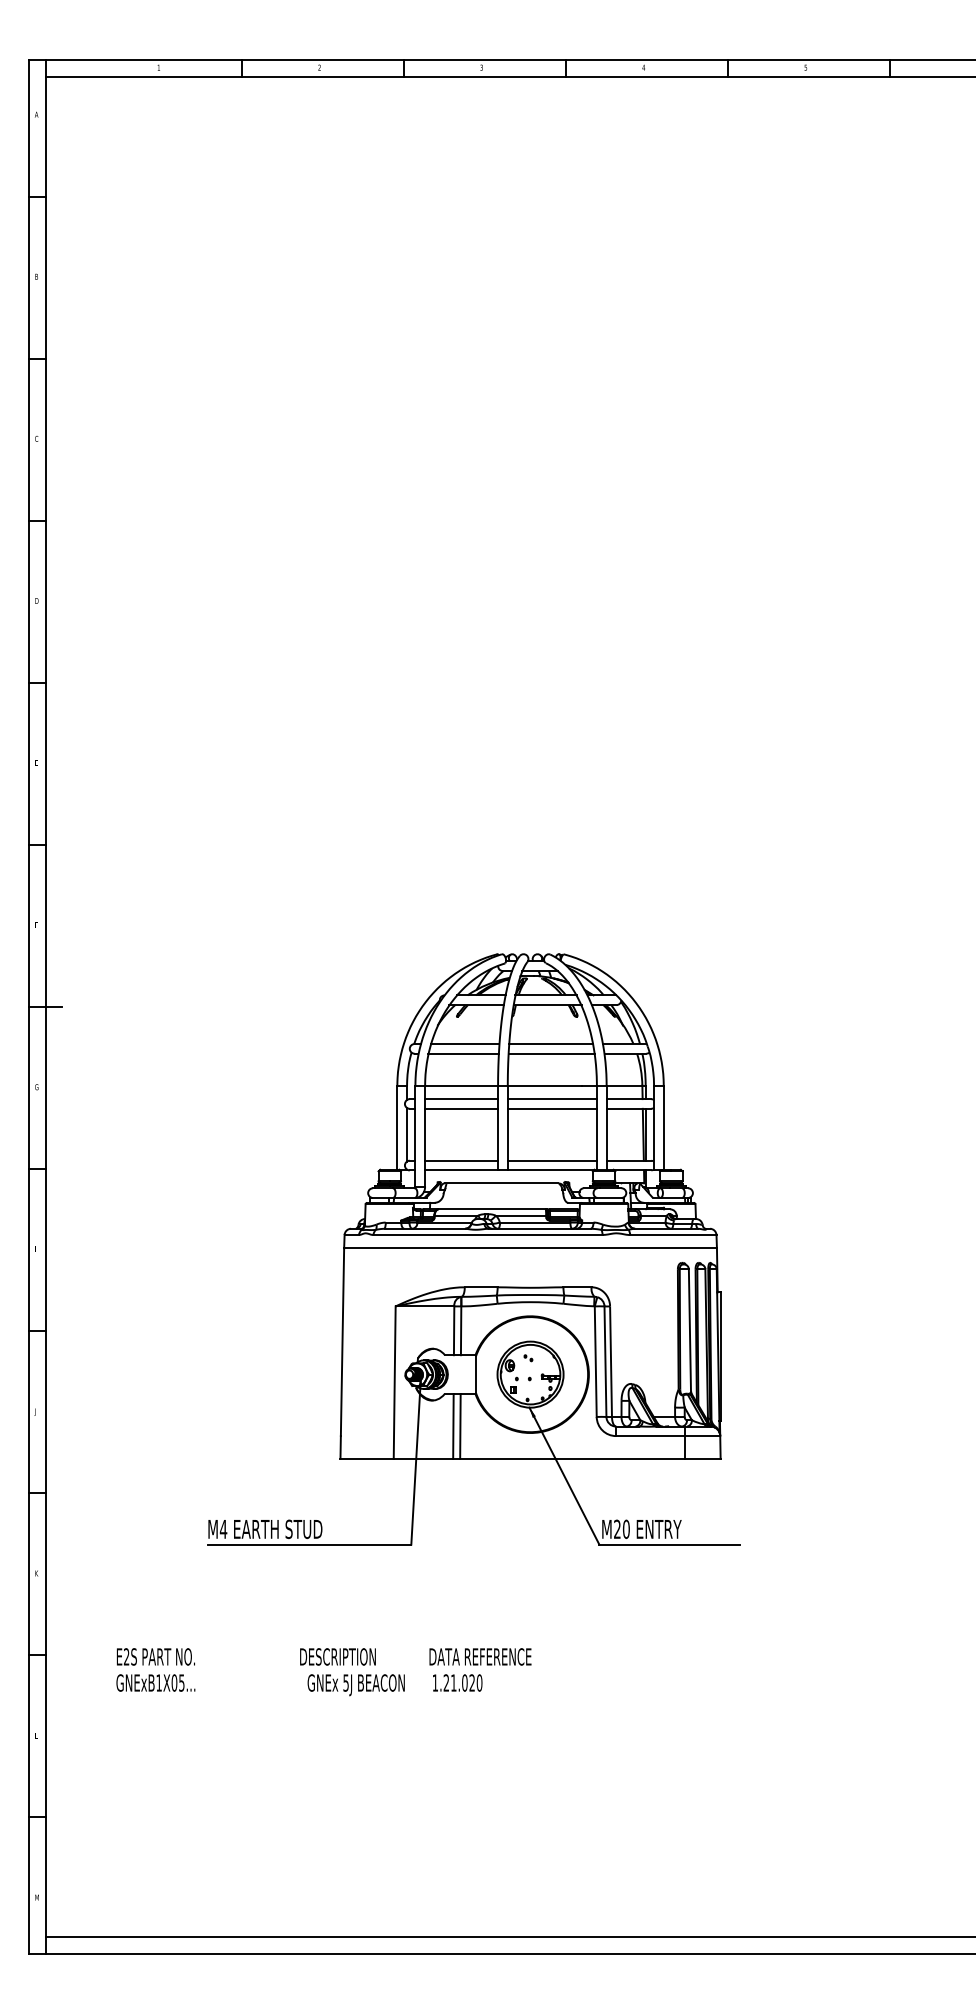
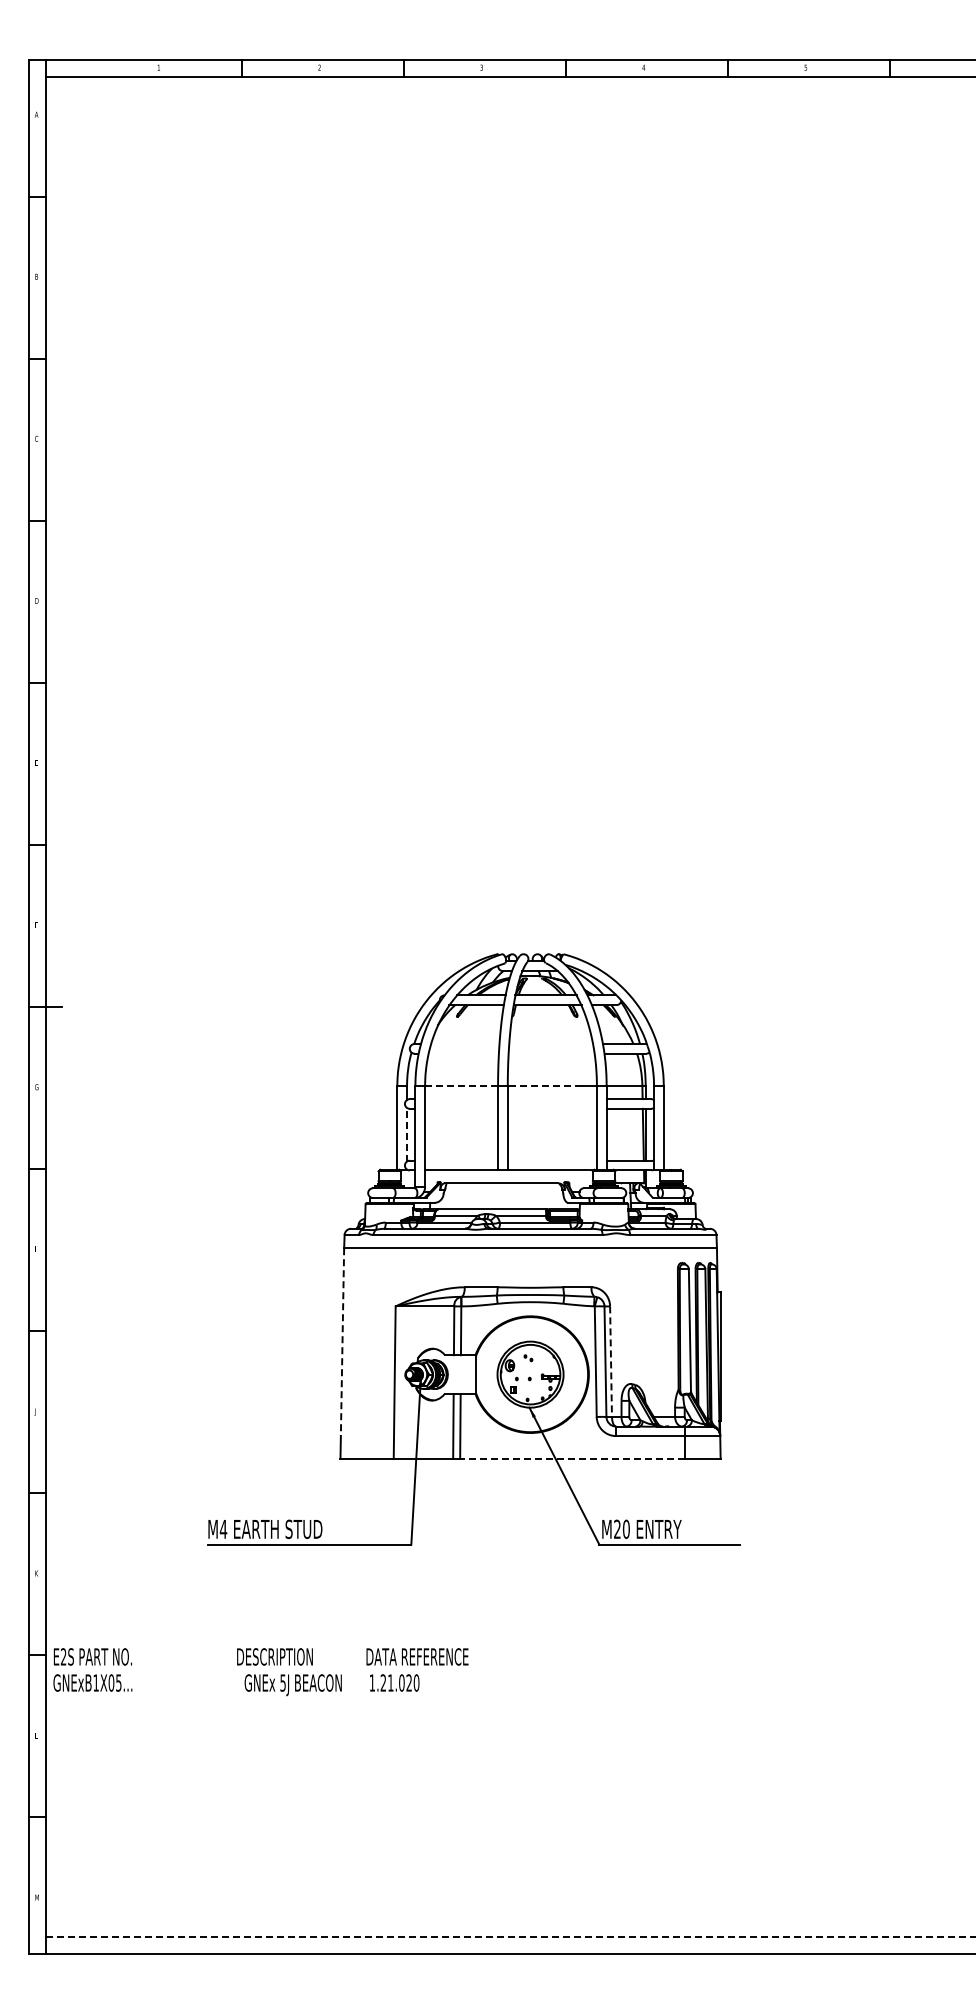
line: present -> none (464, 1044)
line: present -> none (551, 1044)
line: present -> none (463, 1053)
line: present -> none (551, 1053)
line: solid -> dashed (461, 1085)
line: solid -> dashed (544, 1085)
line: present -> none (461, 1099)
line: present -> none (551, 1099)
line: present -> none (461, 1108)
line: present -> none (552, 1108)
line: solid -> dashed (407, 1134)
line: present -> none (461, 1160)
line: present -> none (551, 1160)
line: solid -> dashed (342, 1342)
line: solid -> dashed (611, 1361)
line: solid -> dashed (571, 1458)
text position: (323, 1672) -> (260, 1672) (260, 1672)
line: solid -> dashed (510, 1937)
